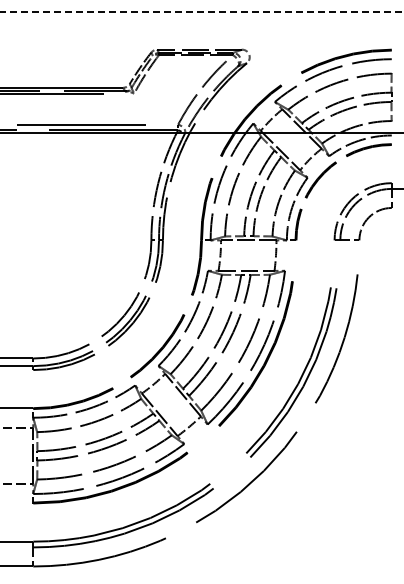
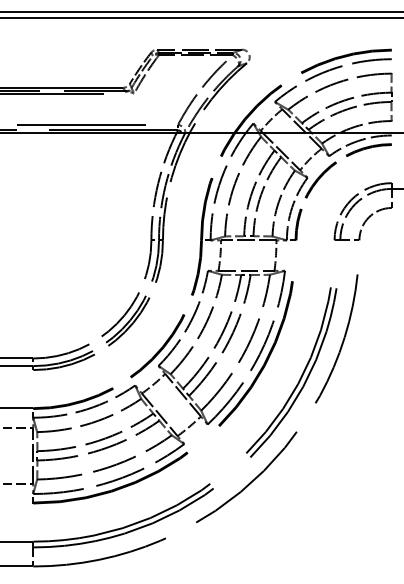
line: dashed -> solid (201, 11)
line: none -> present (201, 17)
